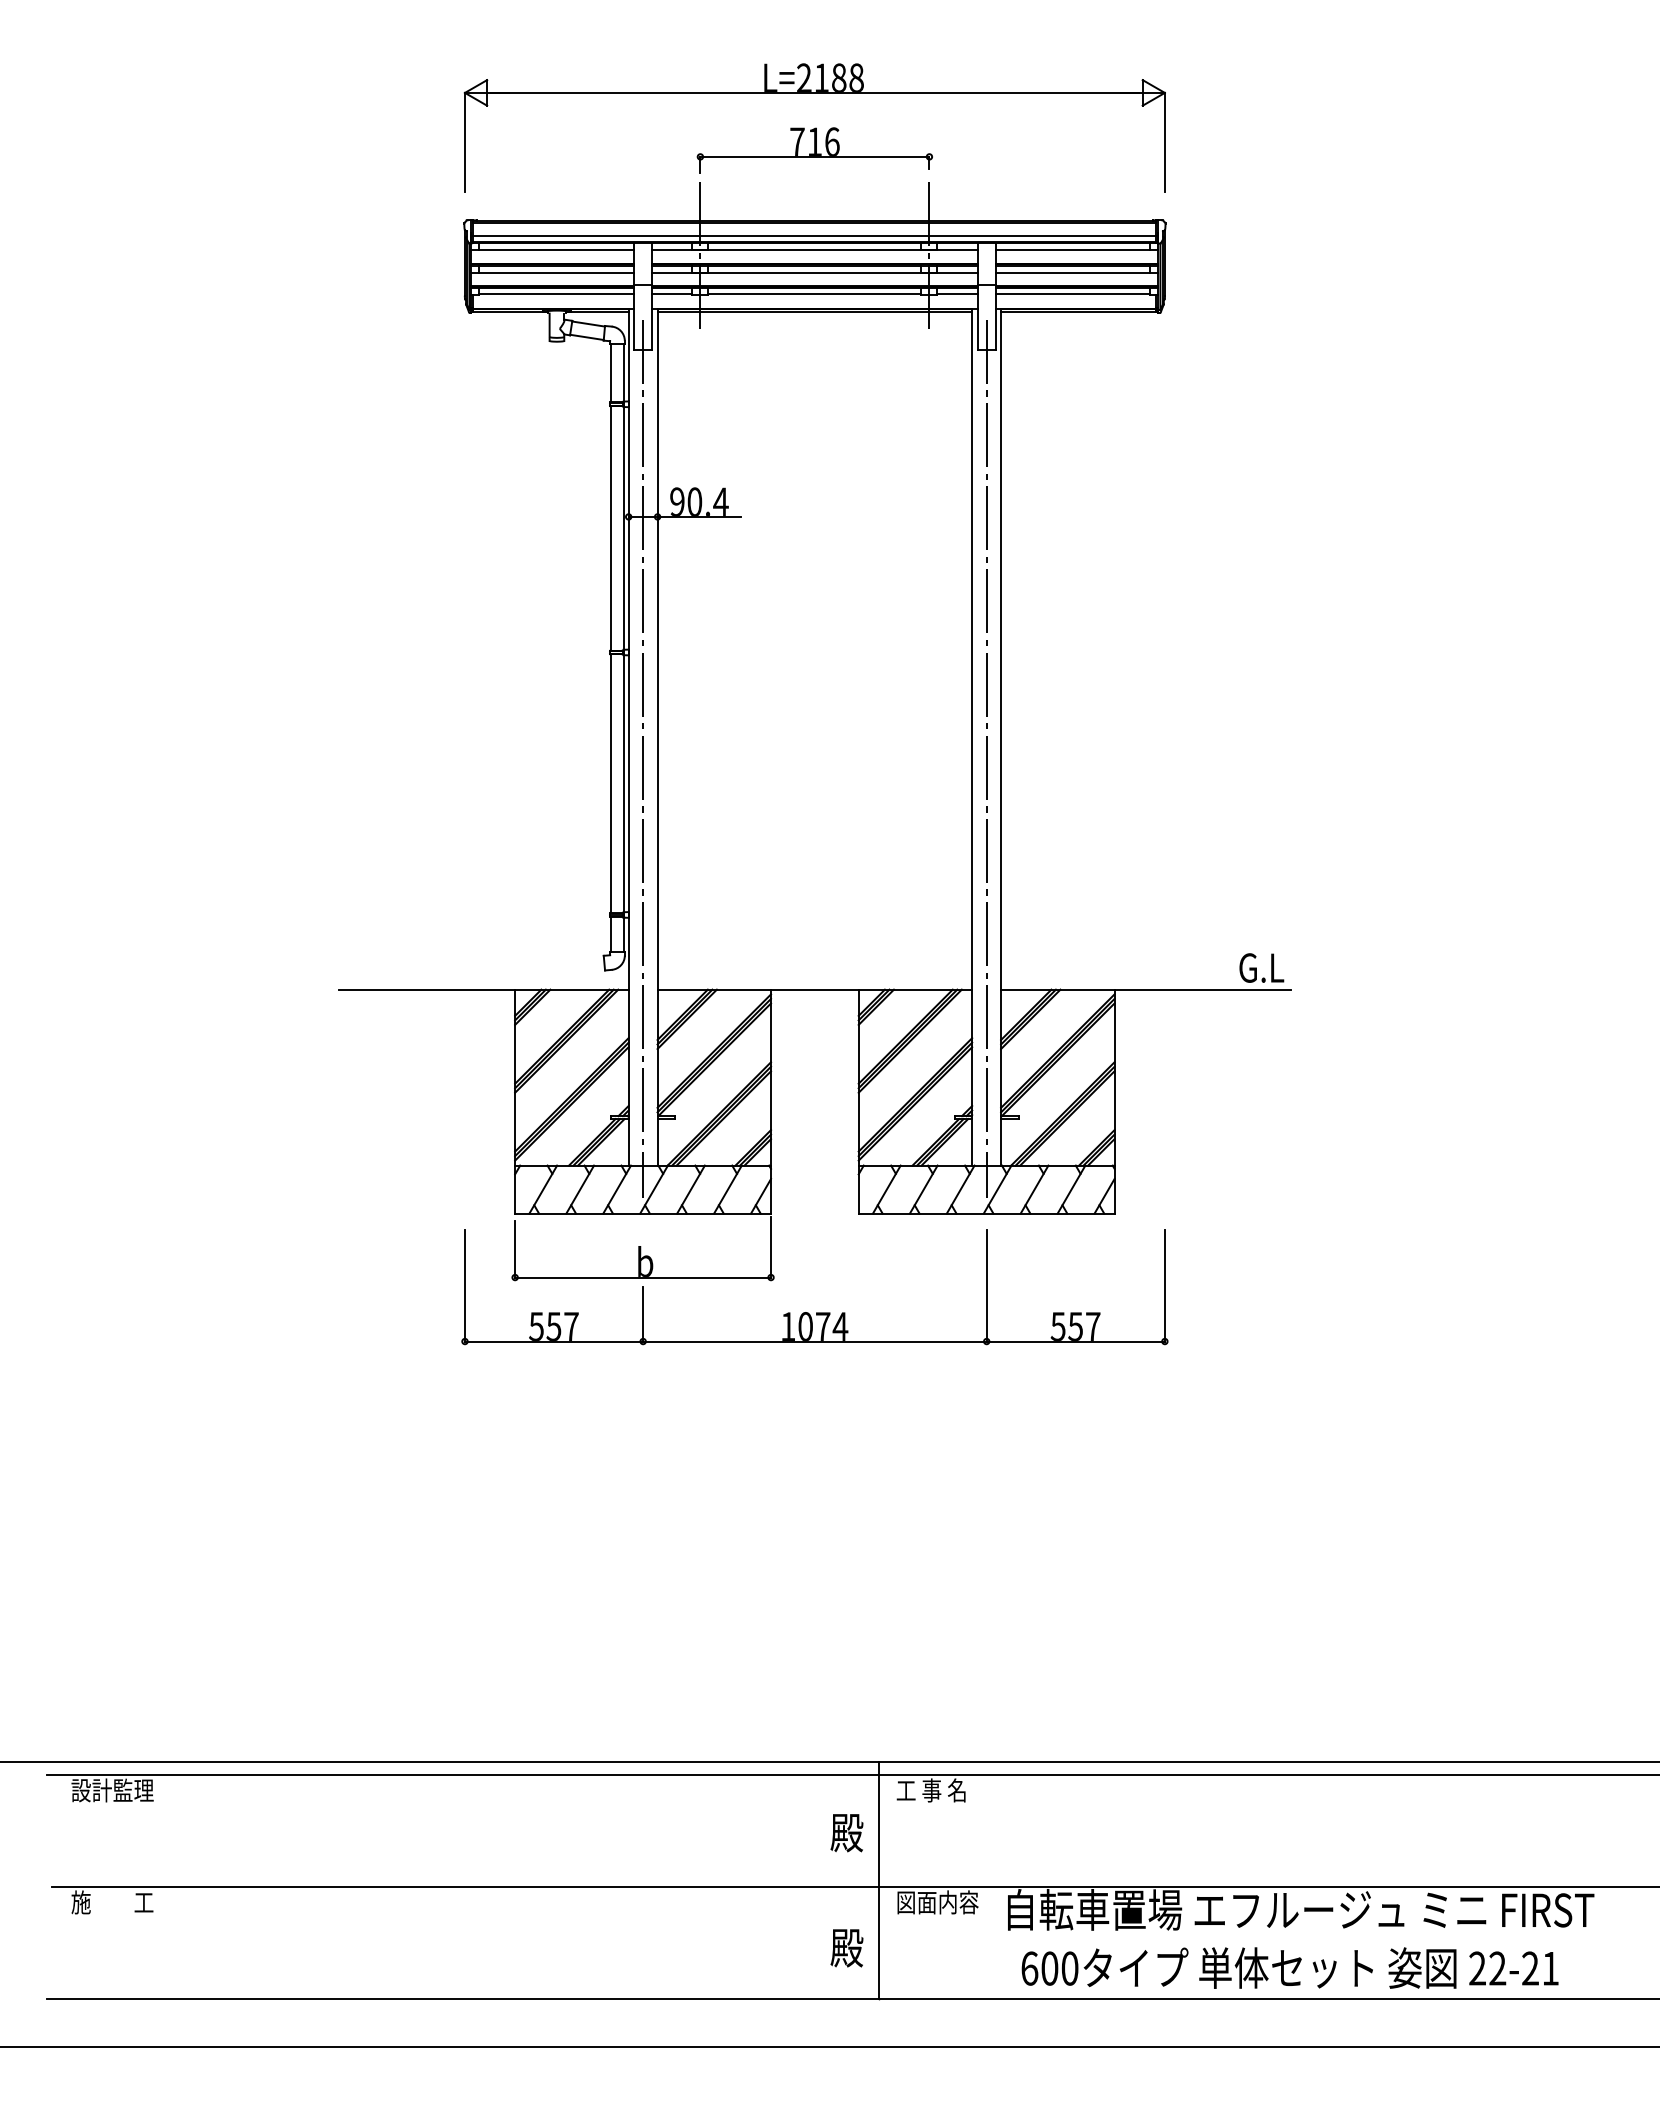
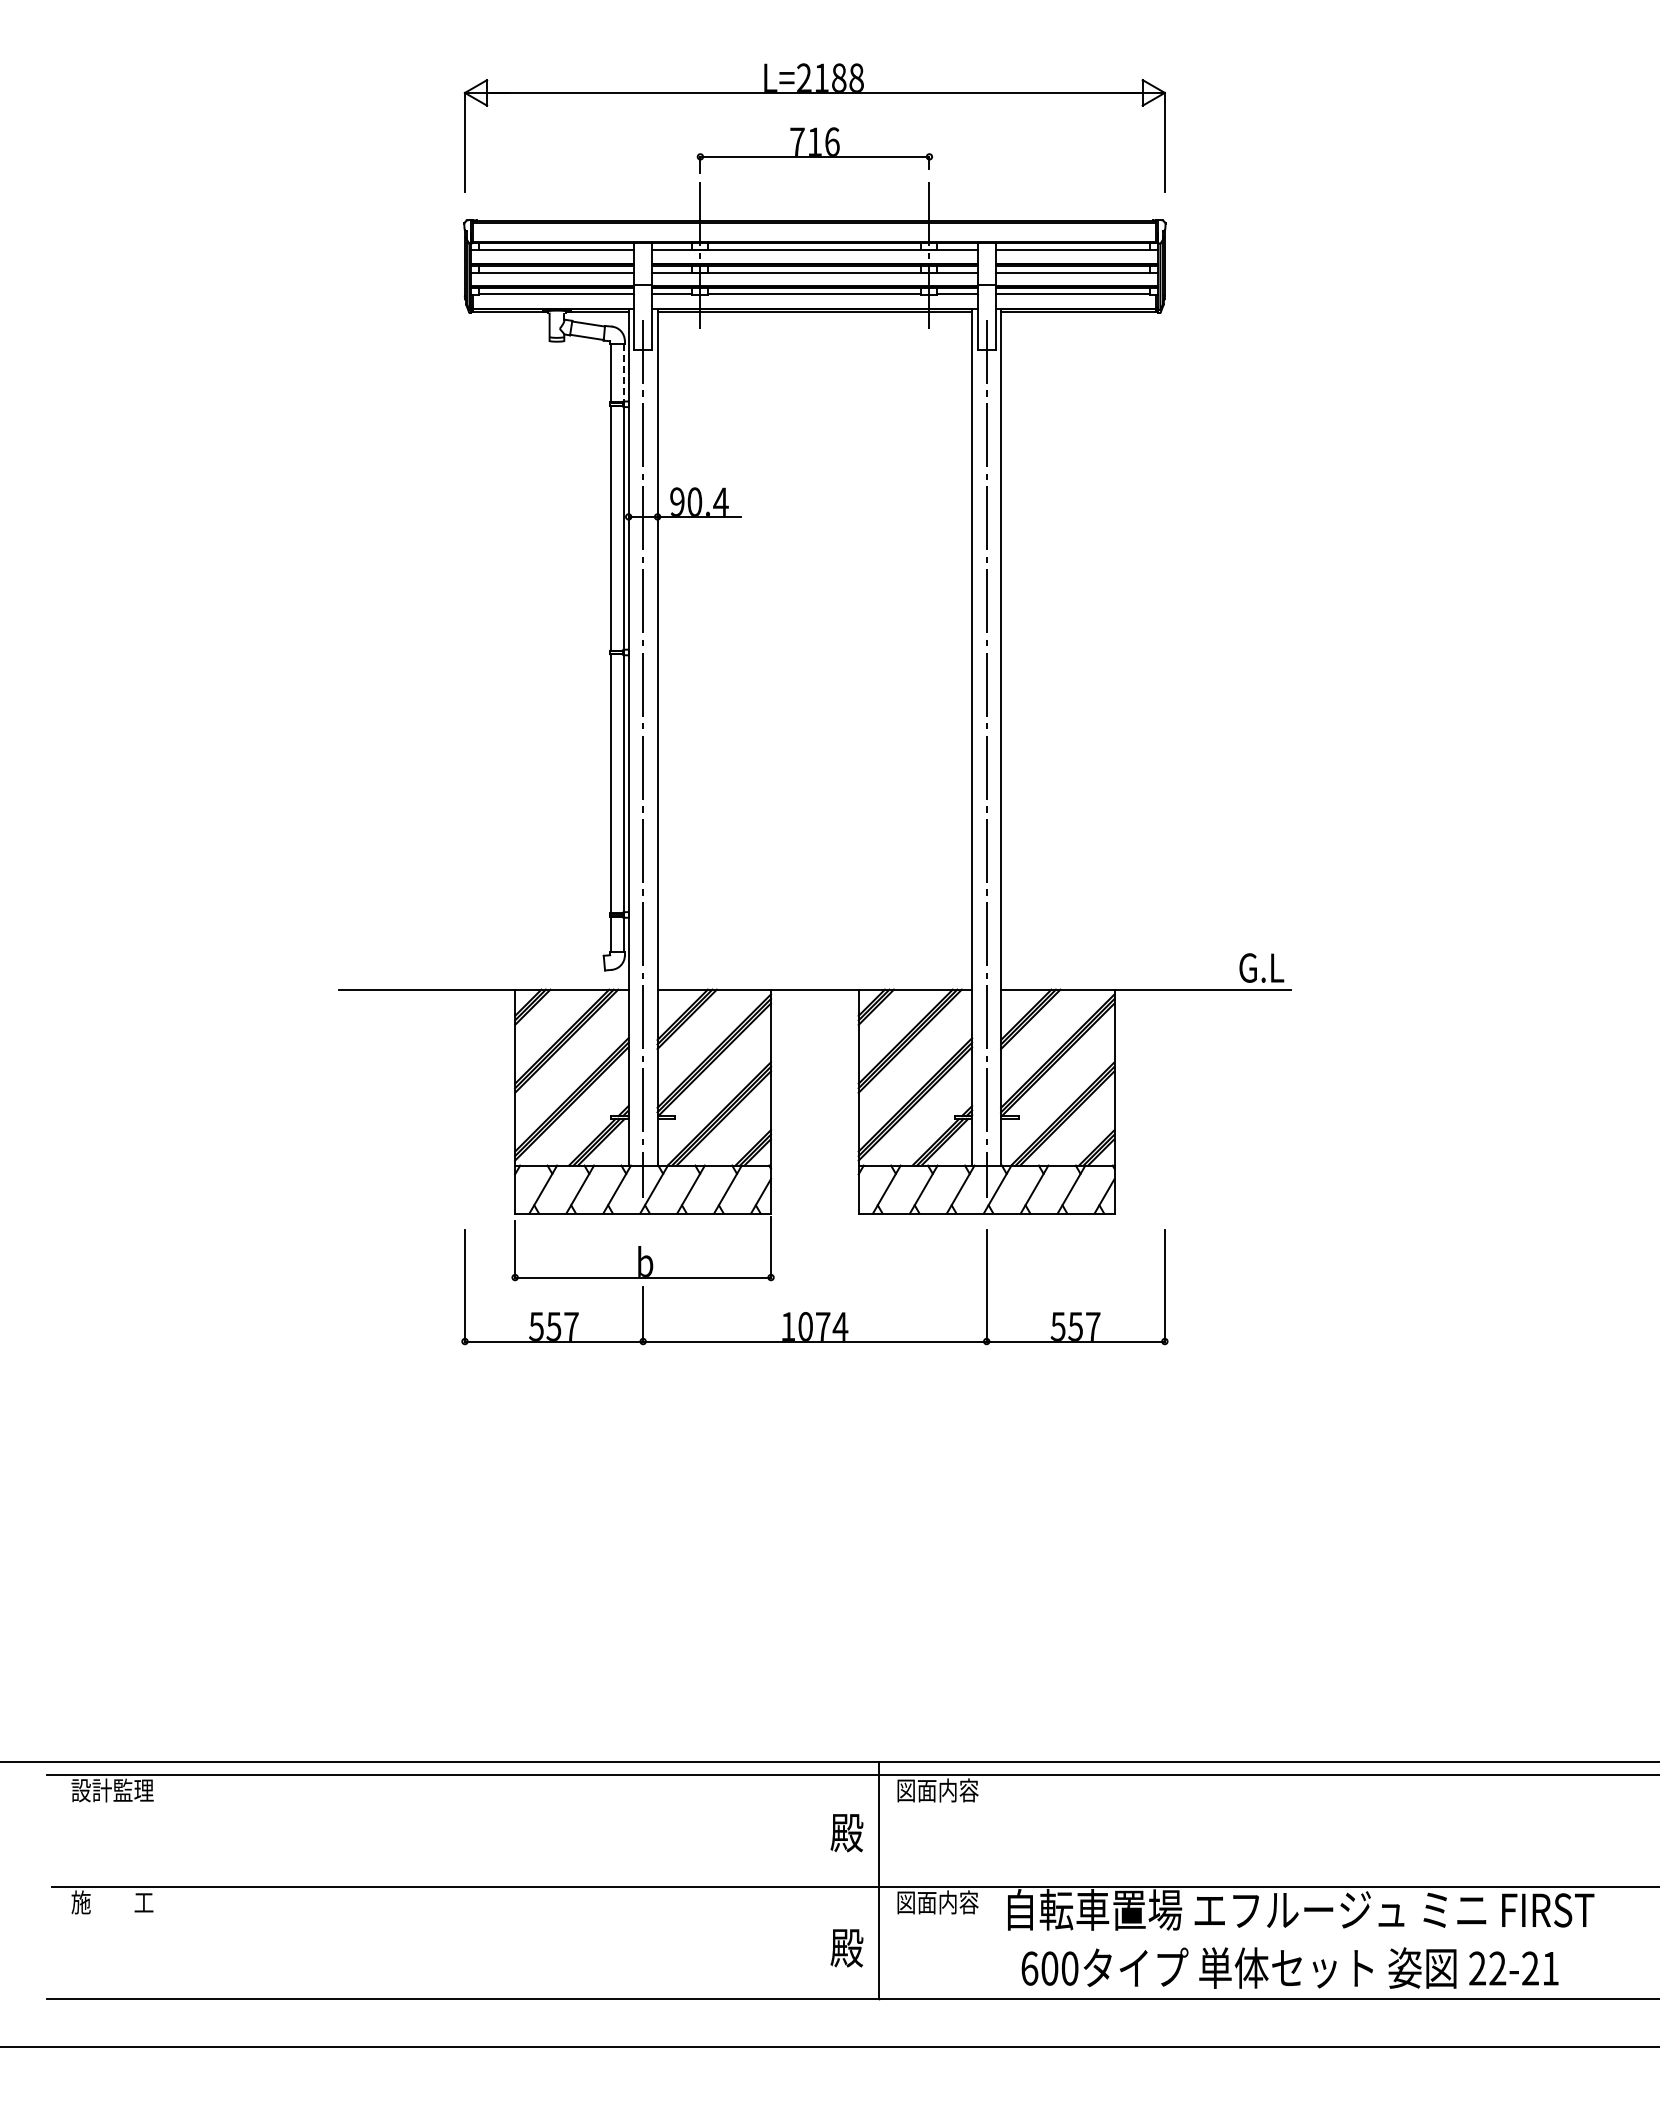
line: present -> none (814, 236)
line: solid -> dashed (624, 372)
text: 工 事 名 -> 図面内容 (937, 1790)
